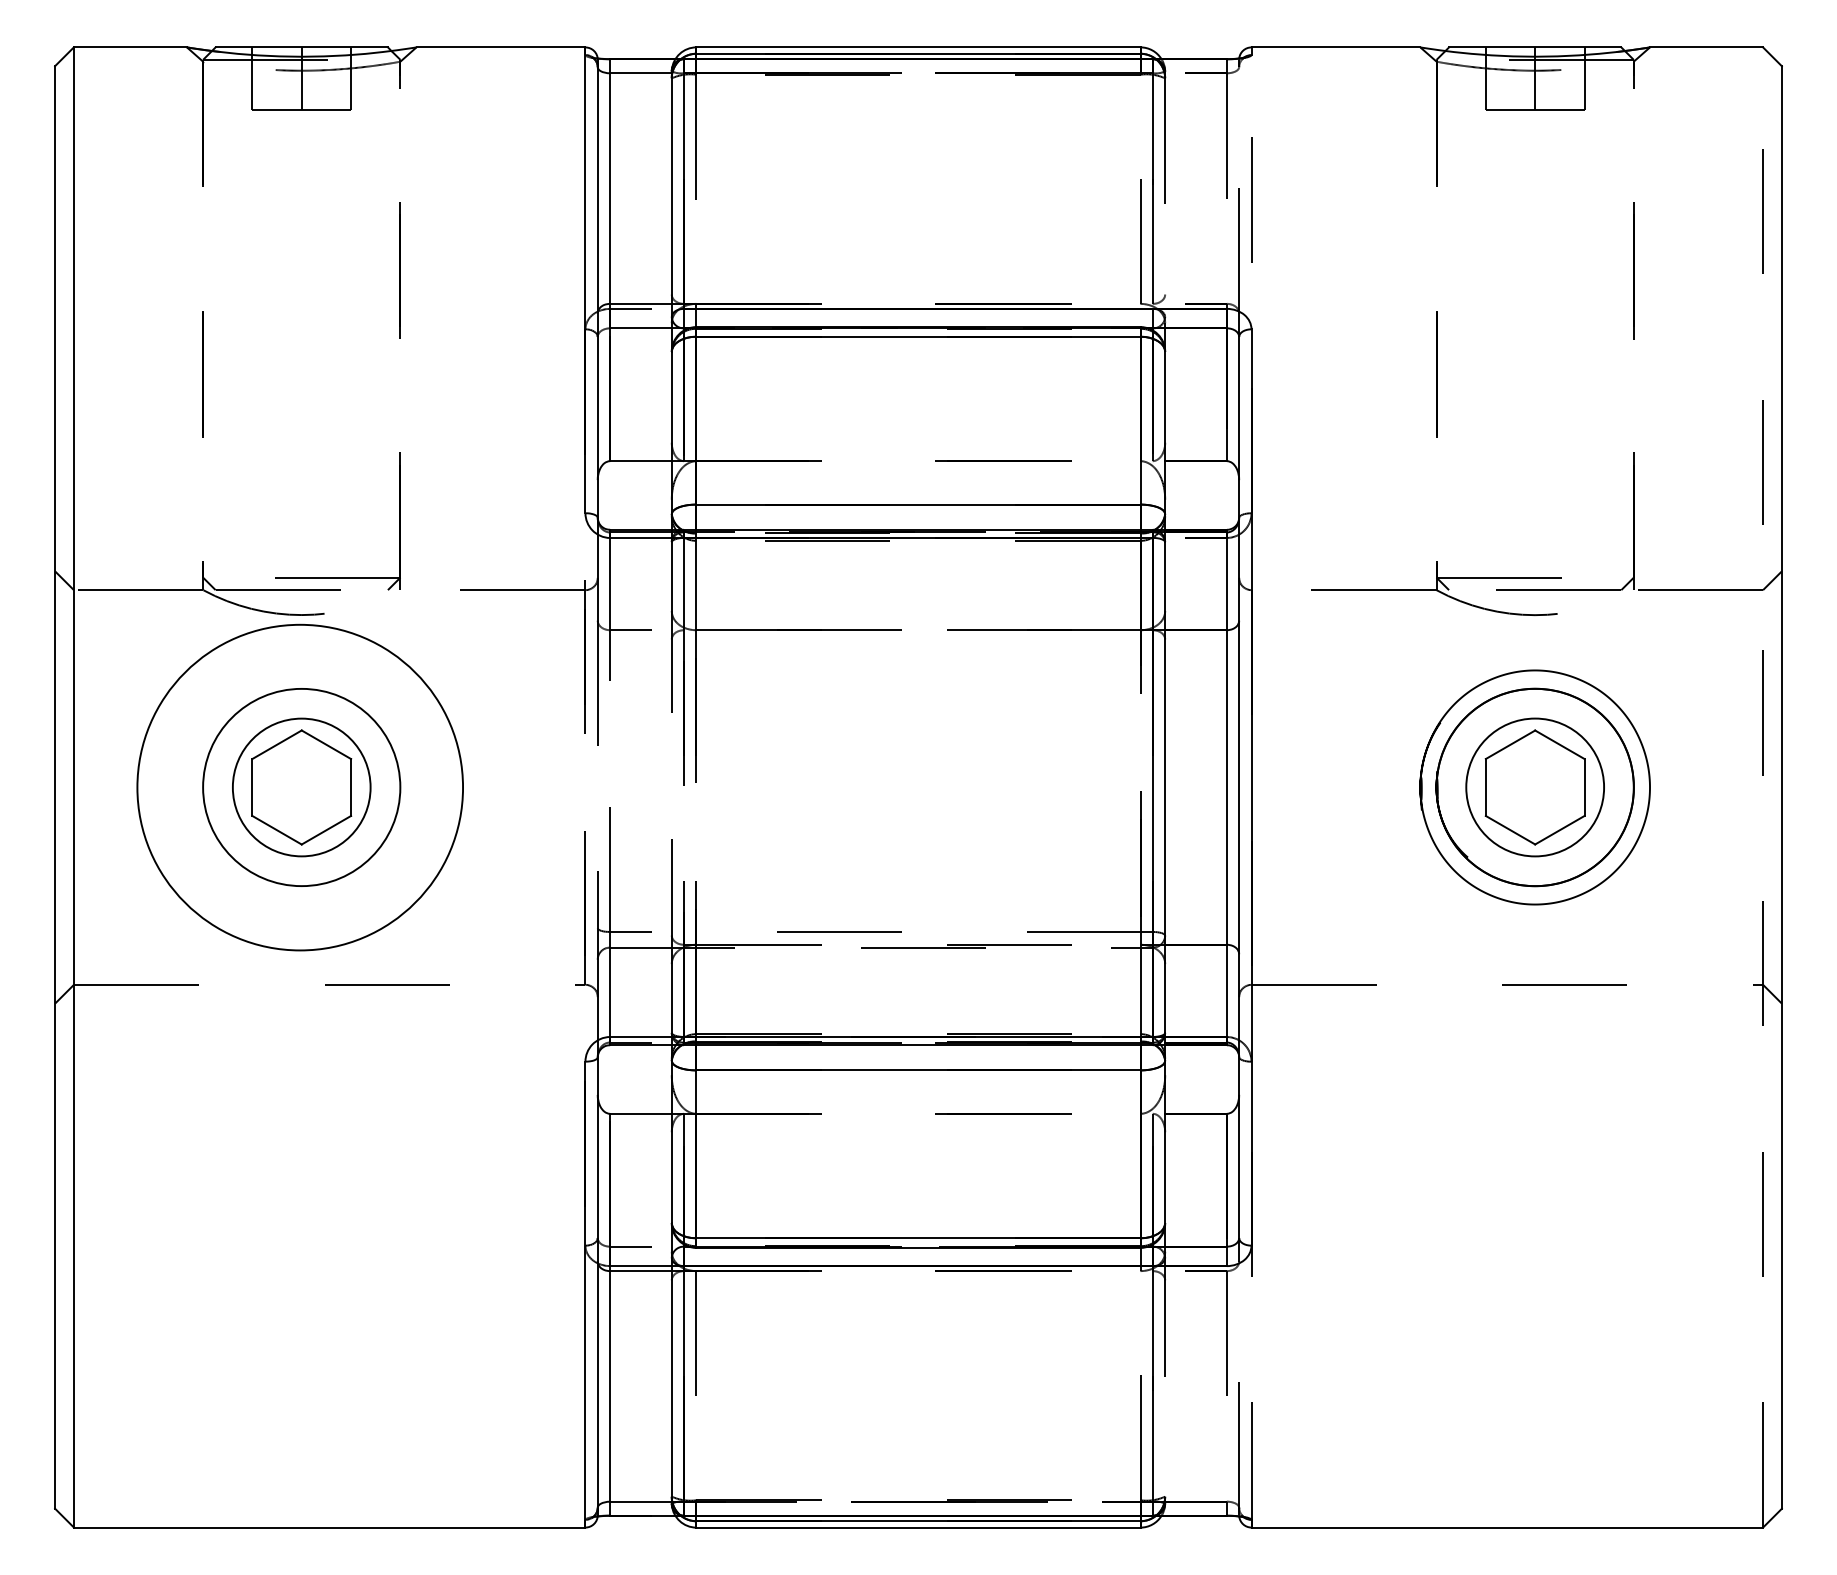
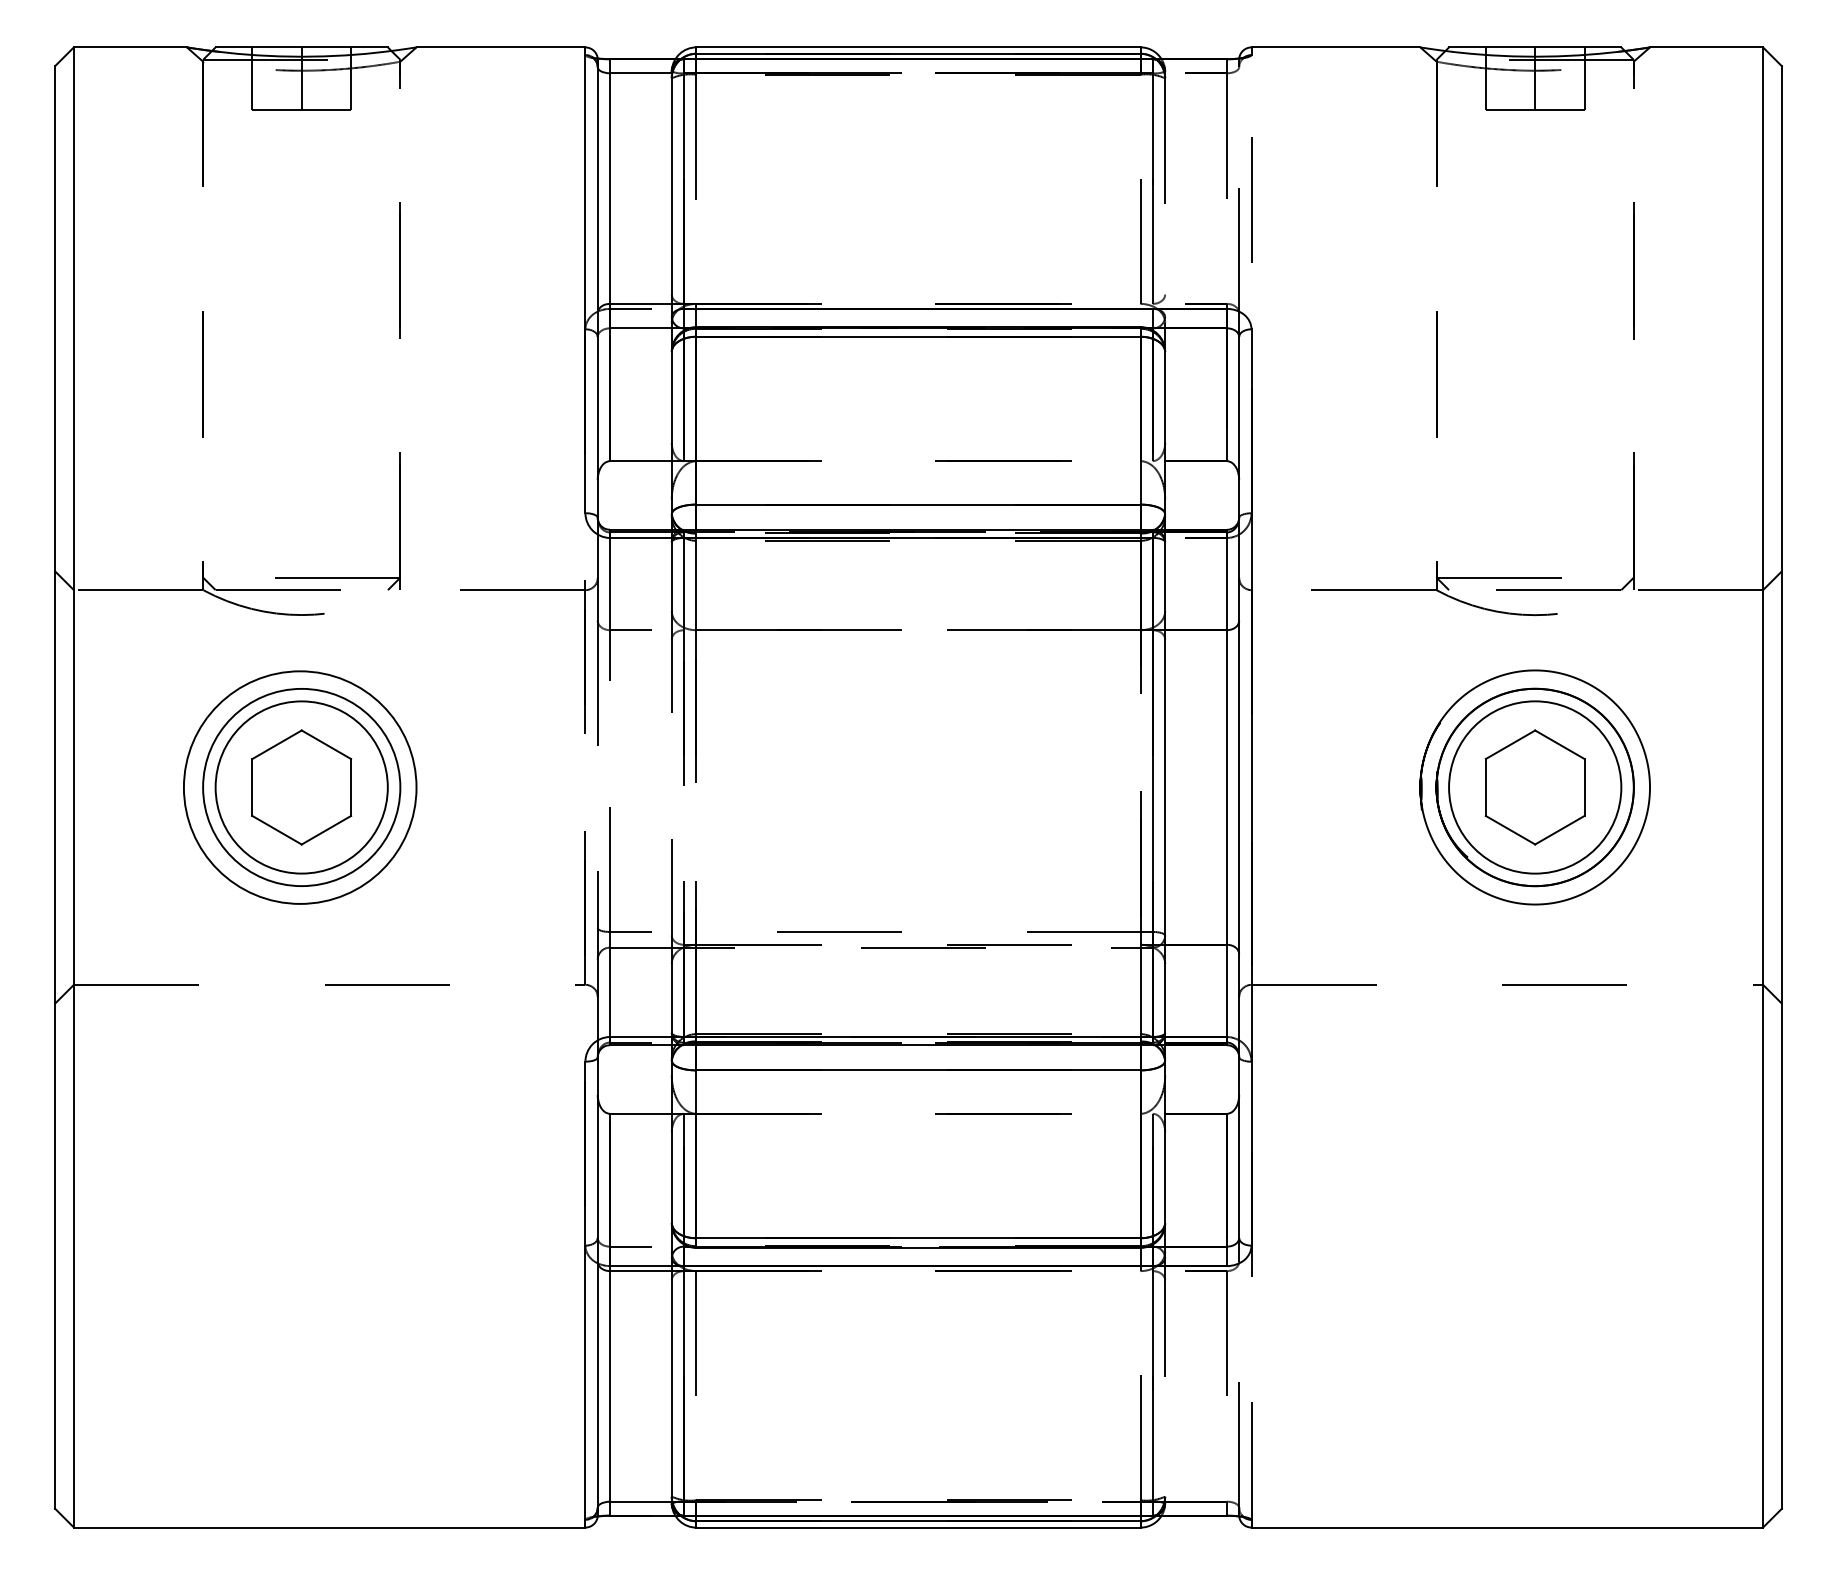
circle diameter: 326 px -> 233 px (299, 787)
circle diameter: 138 px -> 172 px (301, 787)
circle diameter: 138 px -> 172 px (1535, 787)
line: dashed -> solid (1763, 787)
